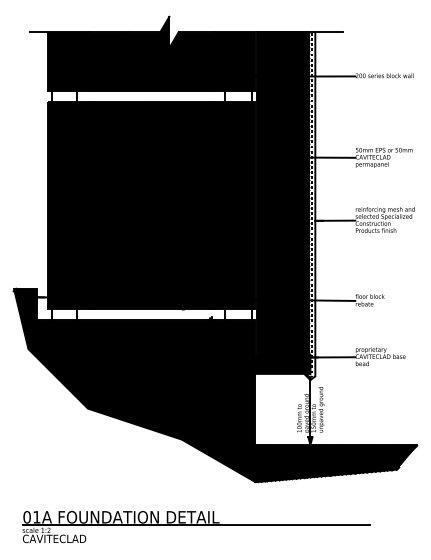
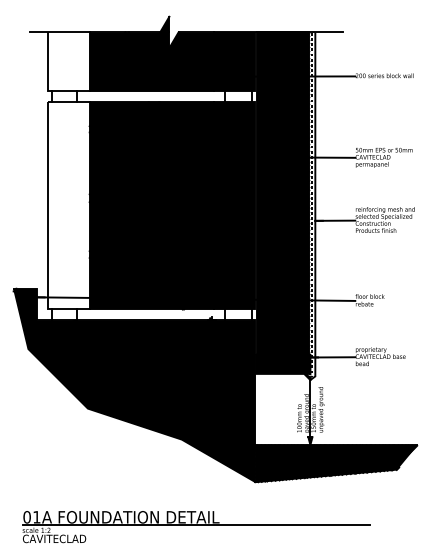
fill: present -> none (68, 61)
fill: present -> none (68, 205)
